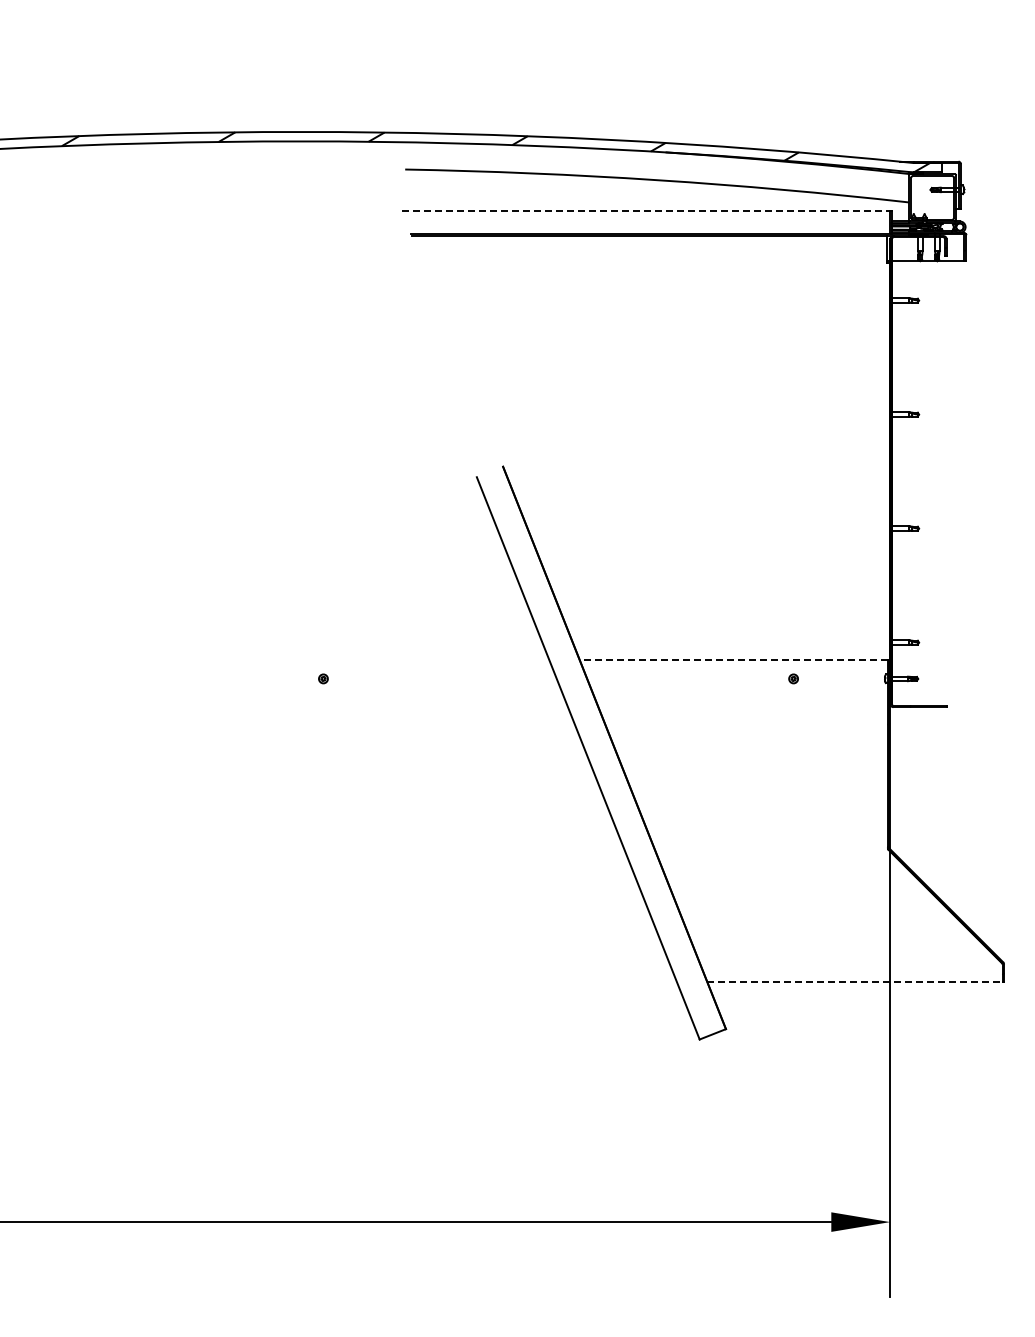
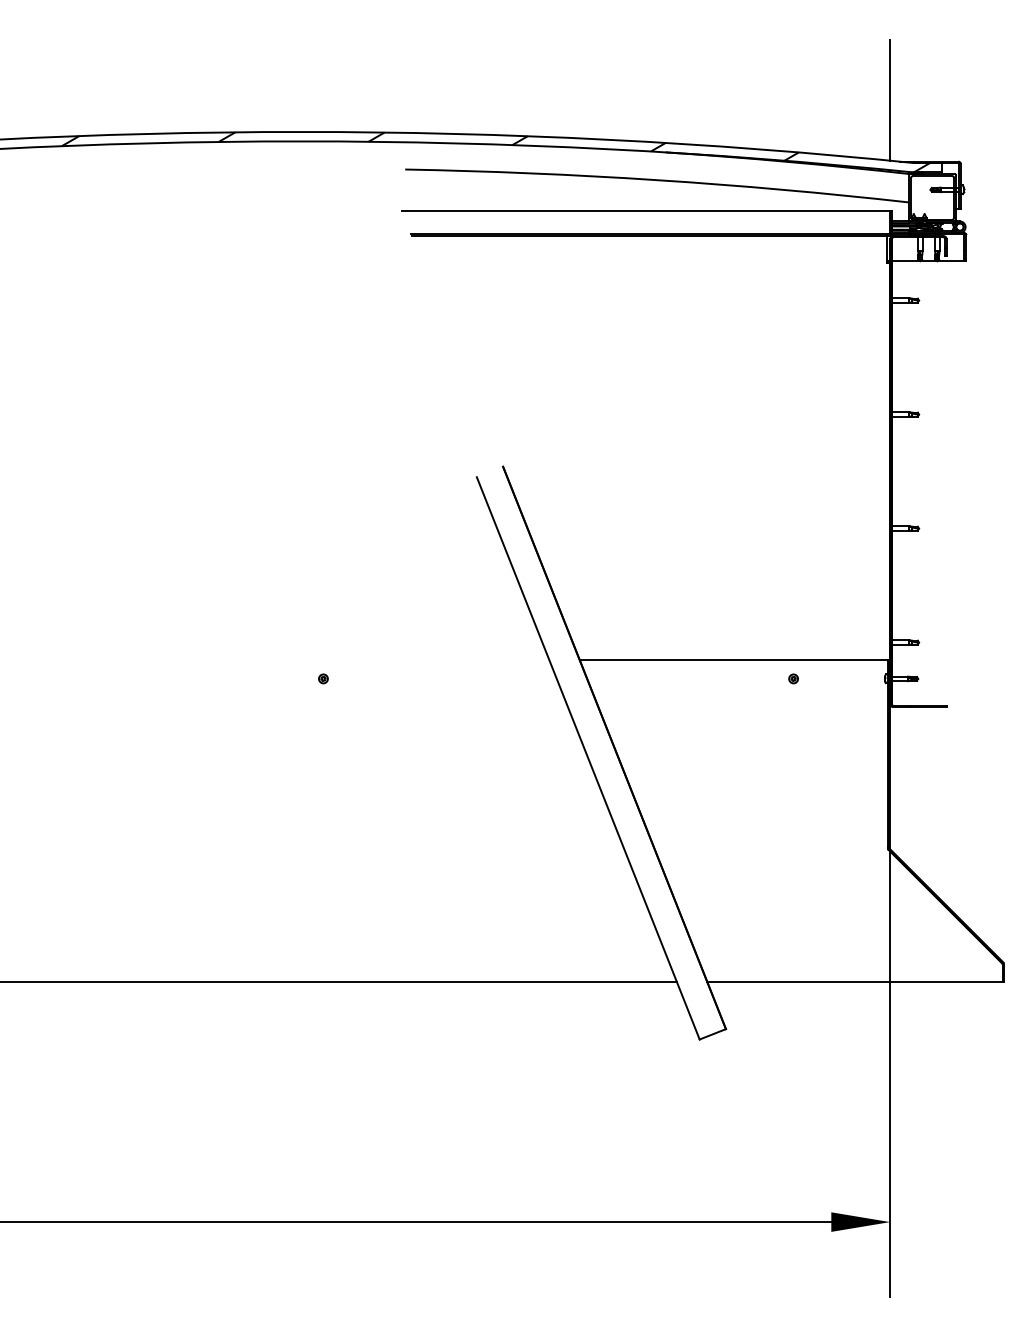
line: none -> present (890, 100)
line: dashed -> solid (646, 210)
line: dashed -> solid (733, 660)
line: none -> present (339, 982)
line: dashed -> solid (855, 982)
